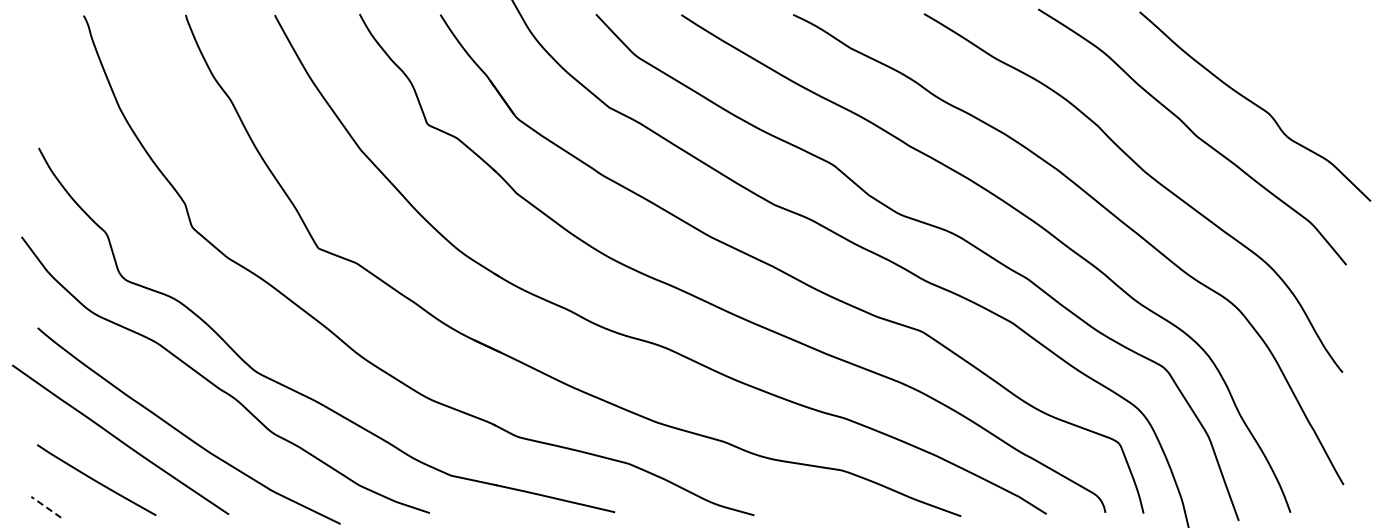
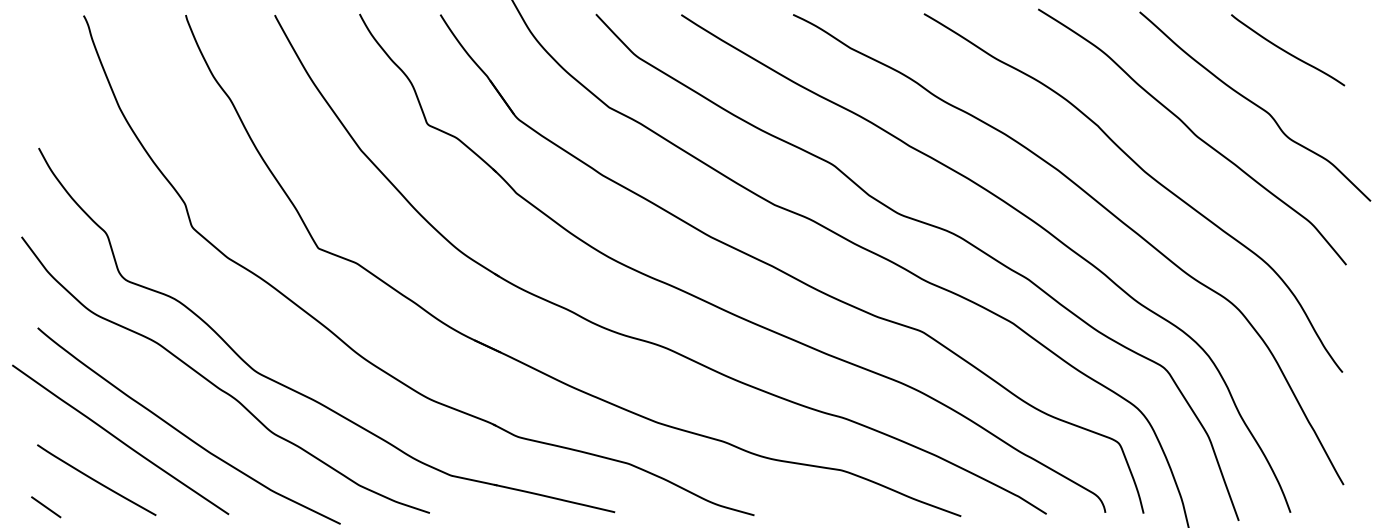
curve: none -> present (1287, 51)
line: dashed -> solid (45, 506)
